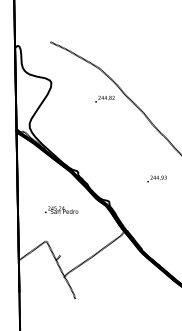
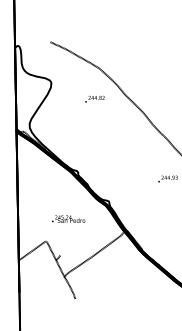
text position: (104, 98) -> (94, 98) (94, 98)
text position: (156, 178) -> (167, 178) (167, 178)
text position: (61, 209) -> (68, 218) (68, 218)
